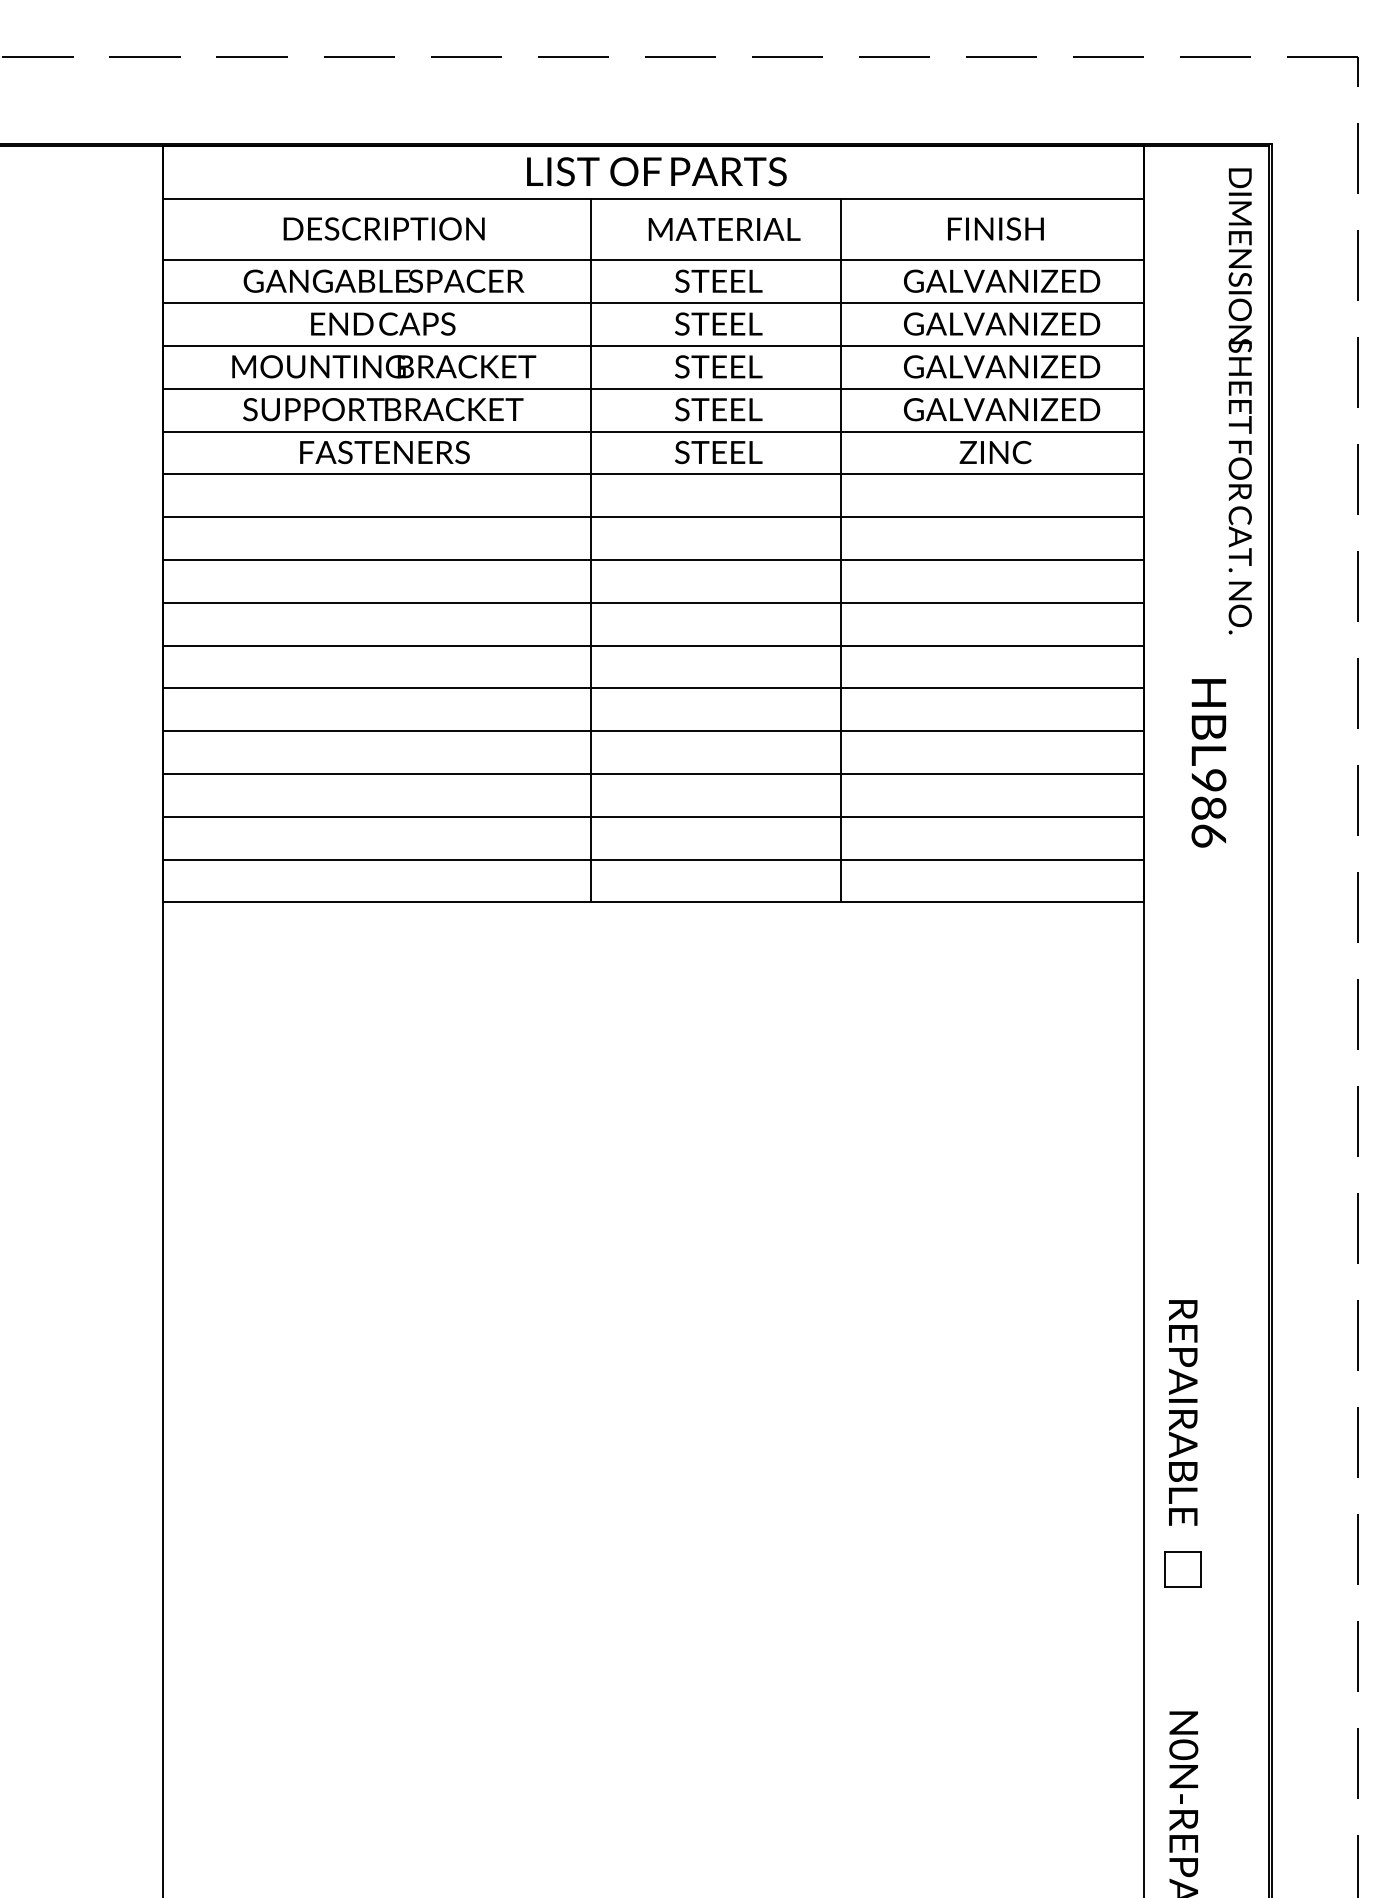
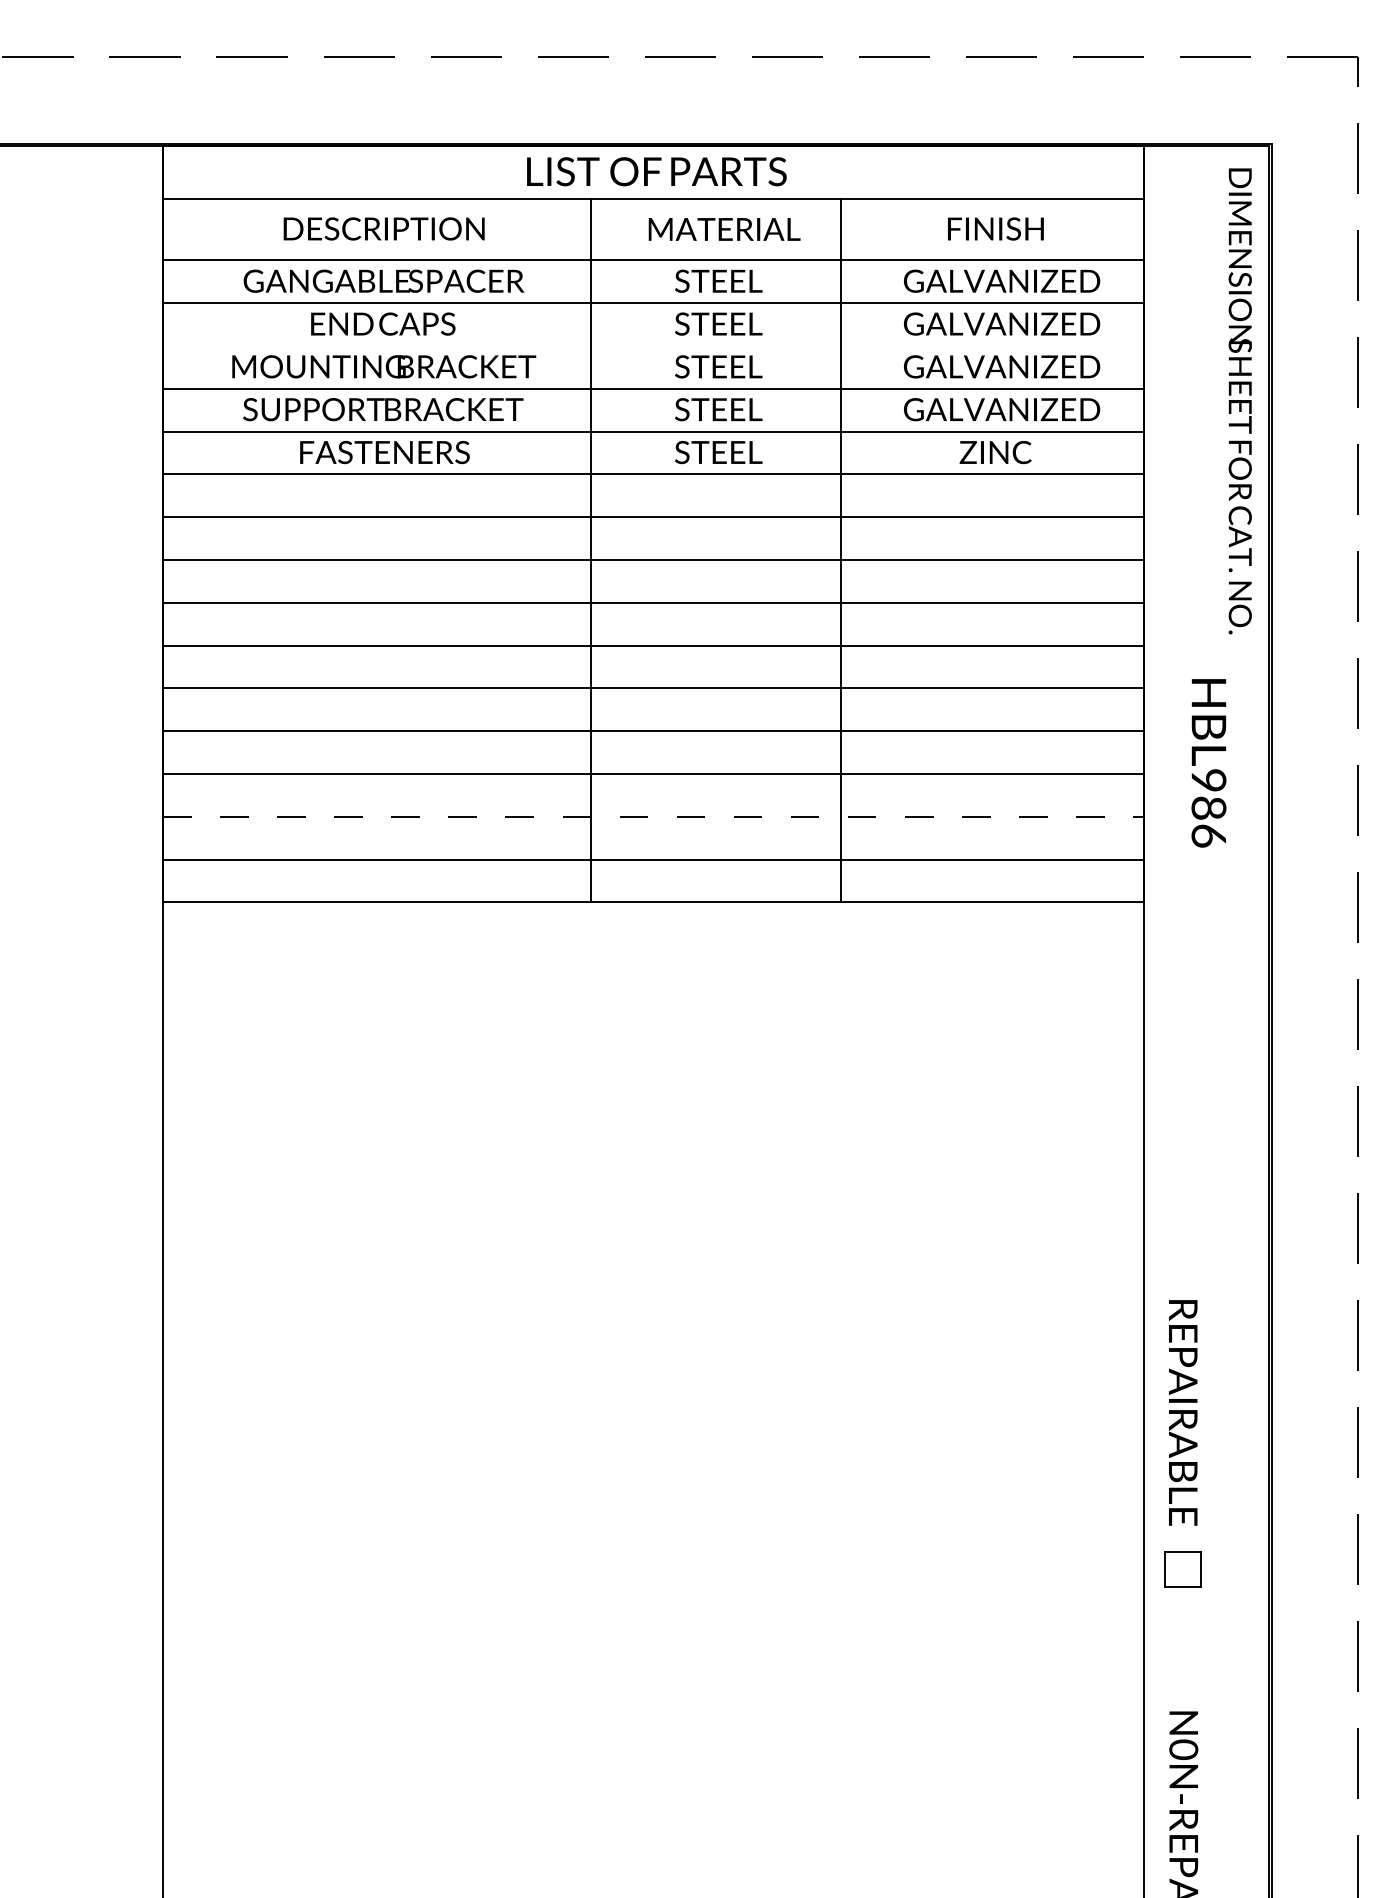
line: present -> none (653, 345)
line: solid -> dashed (653, 816)
